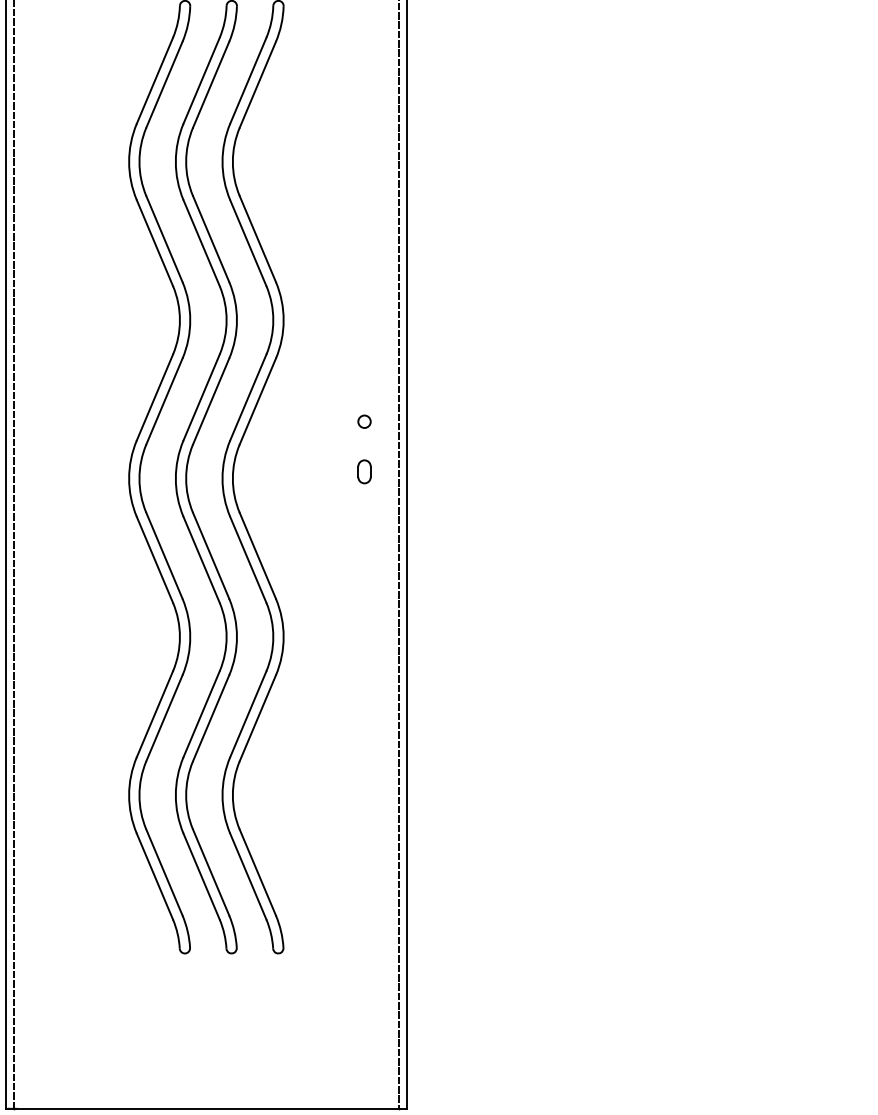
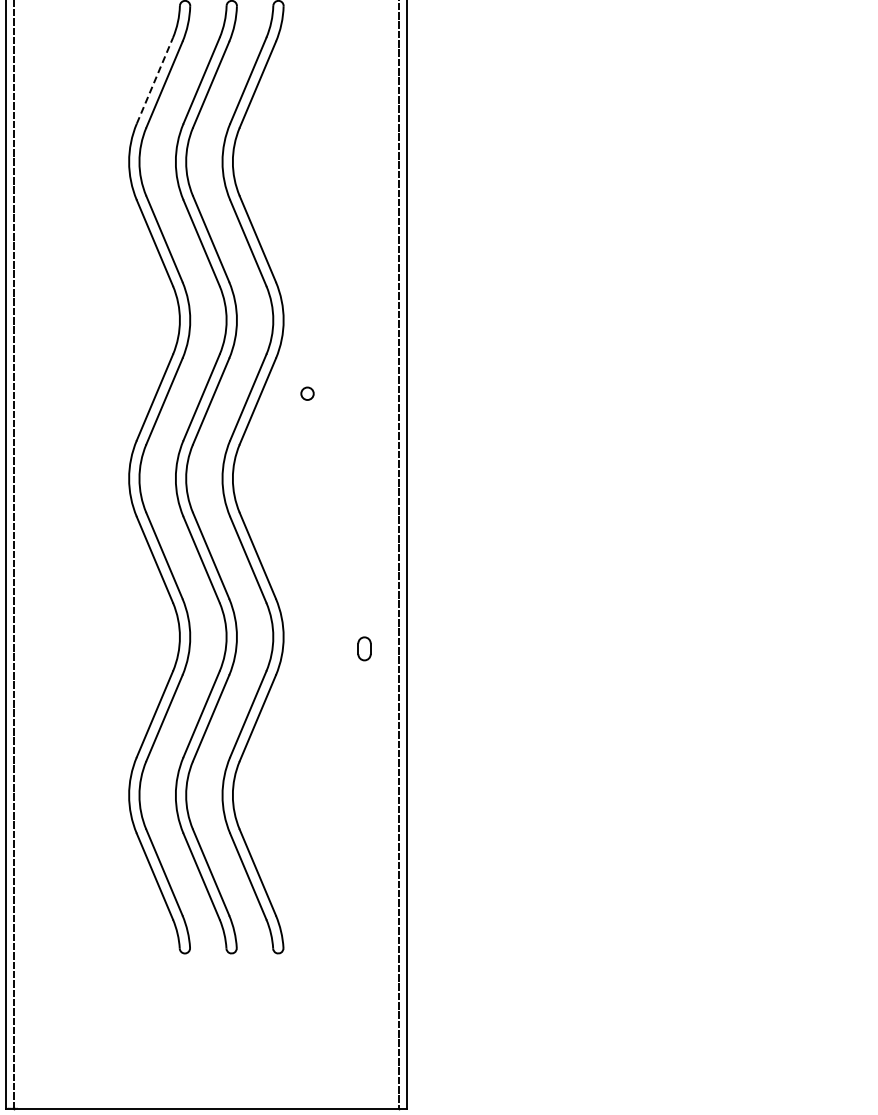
line: solid -> dashed (154, 80)
circle position: (364, 421) -> (307, 393) (307, 393)
part position: (364, 471) -> (364, 648) (364, 648)
